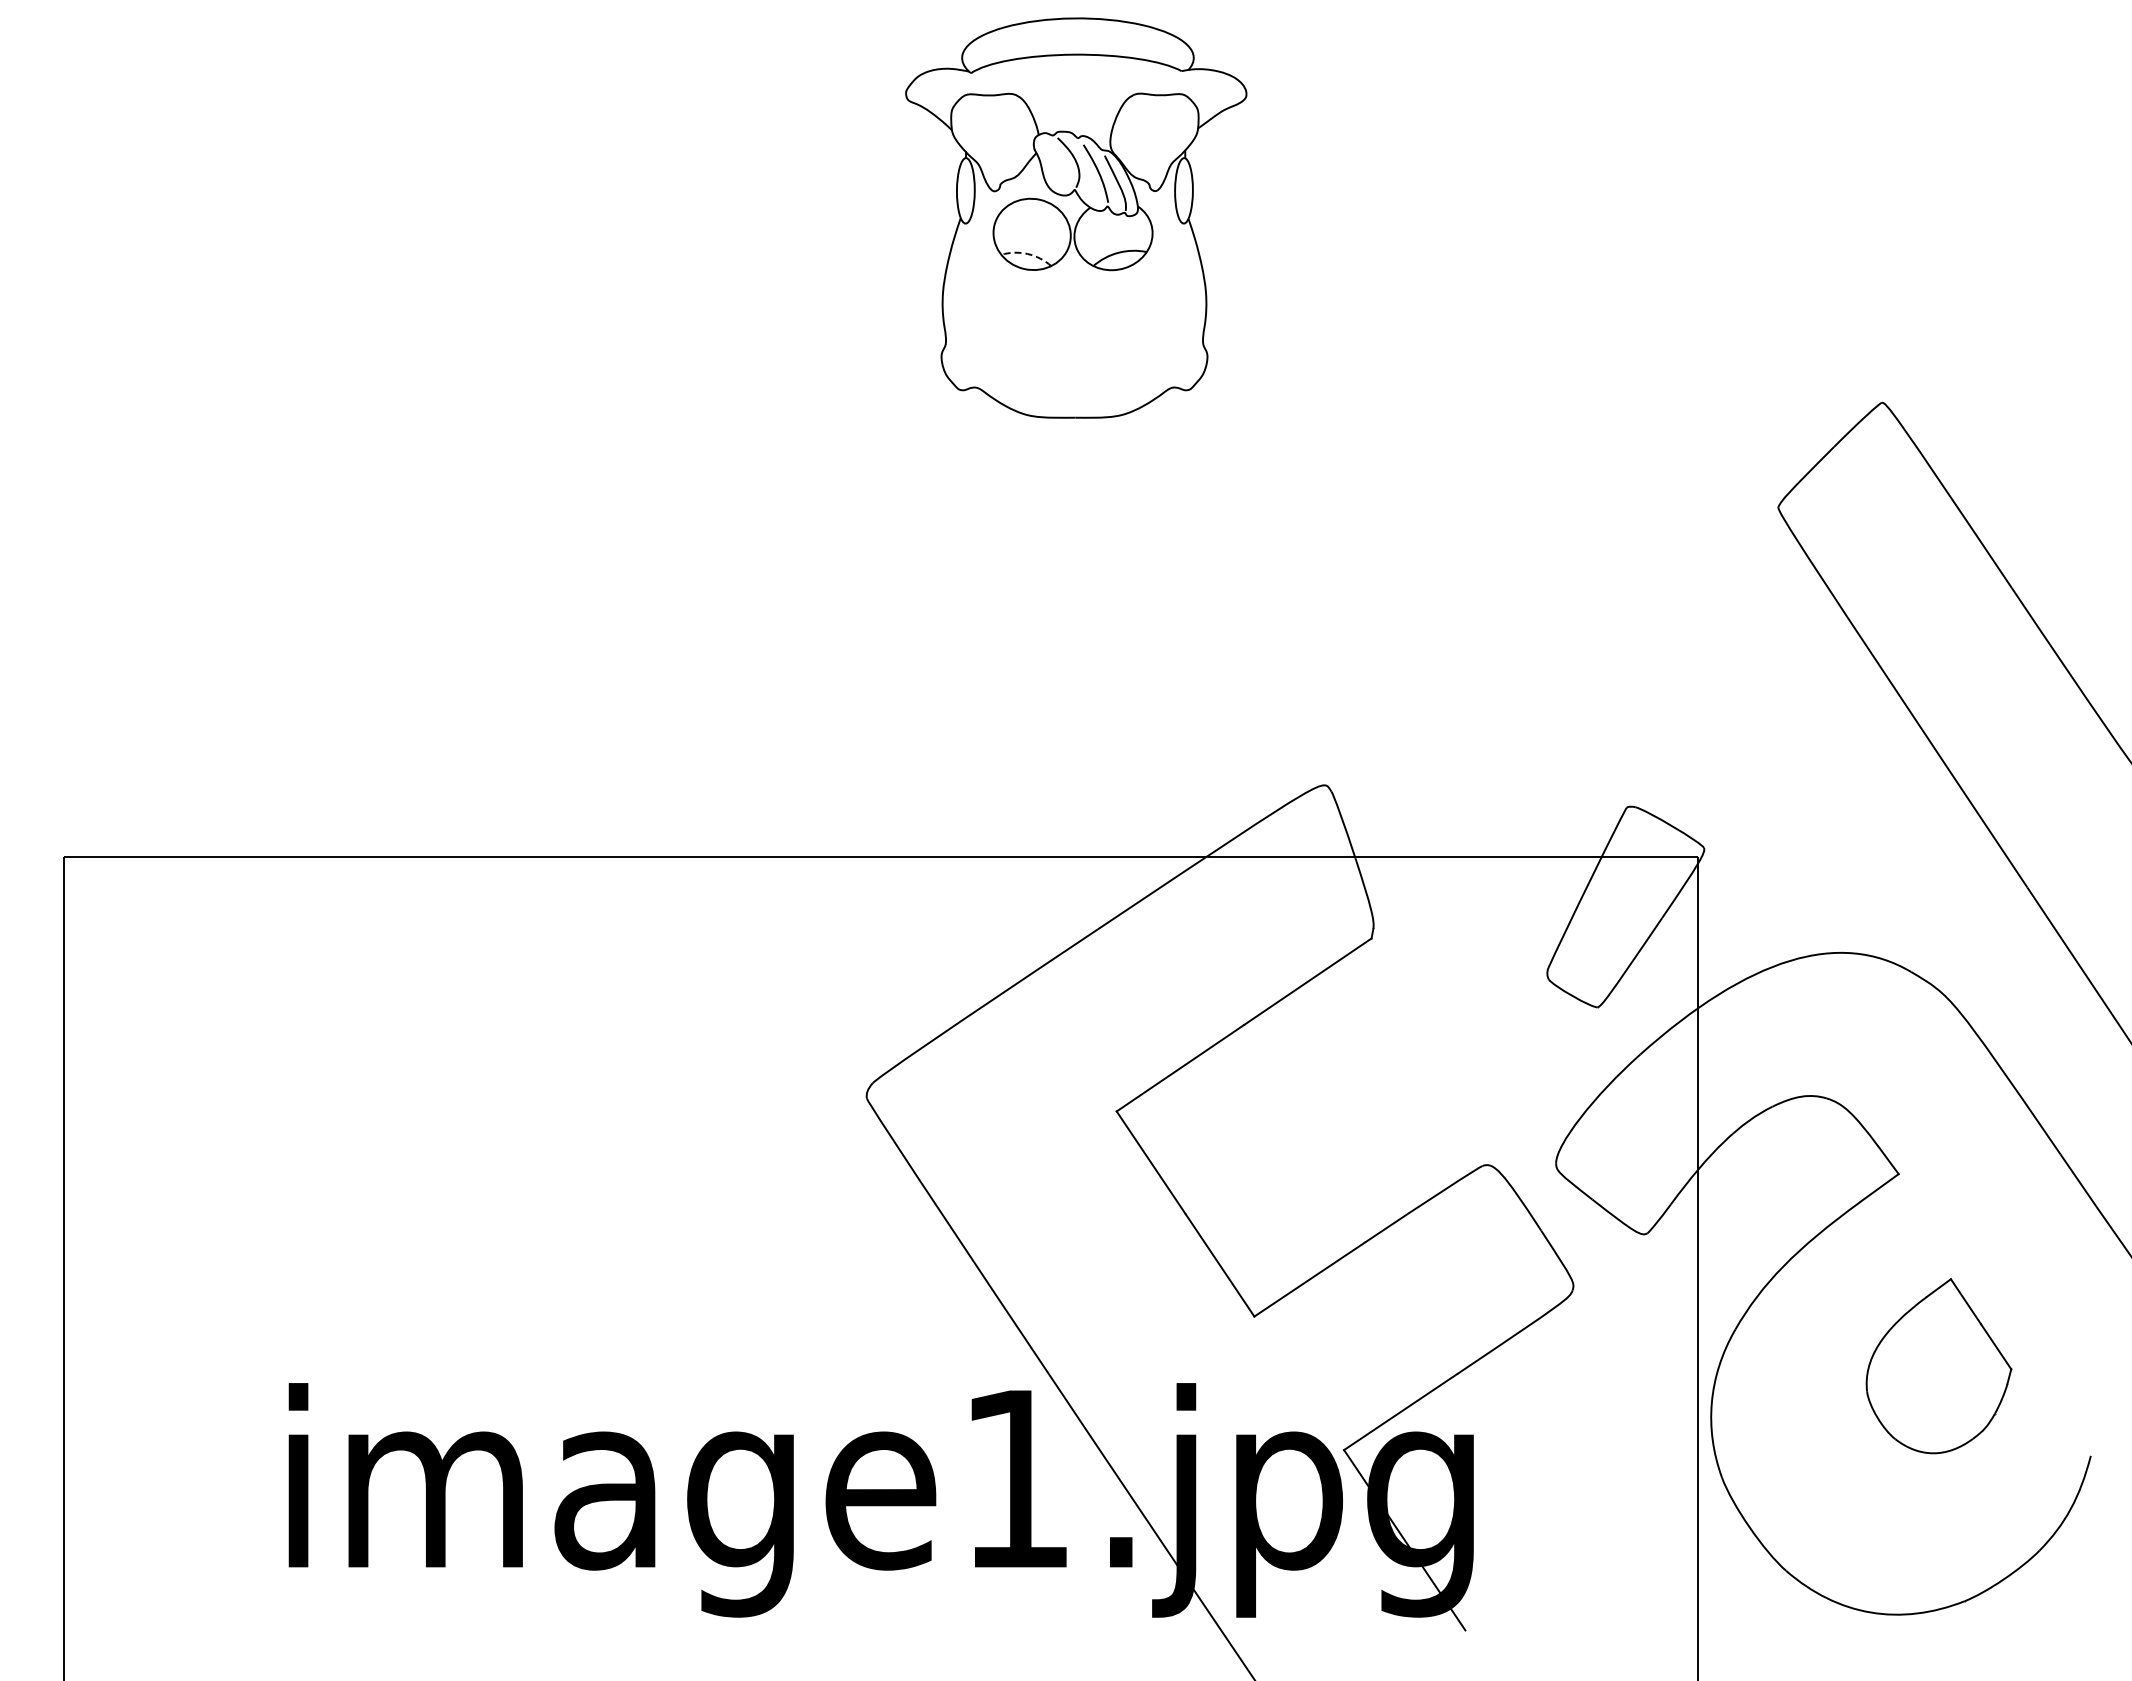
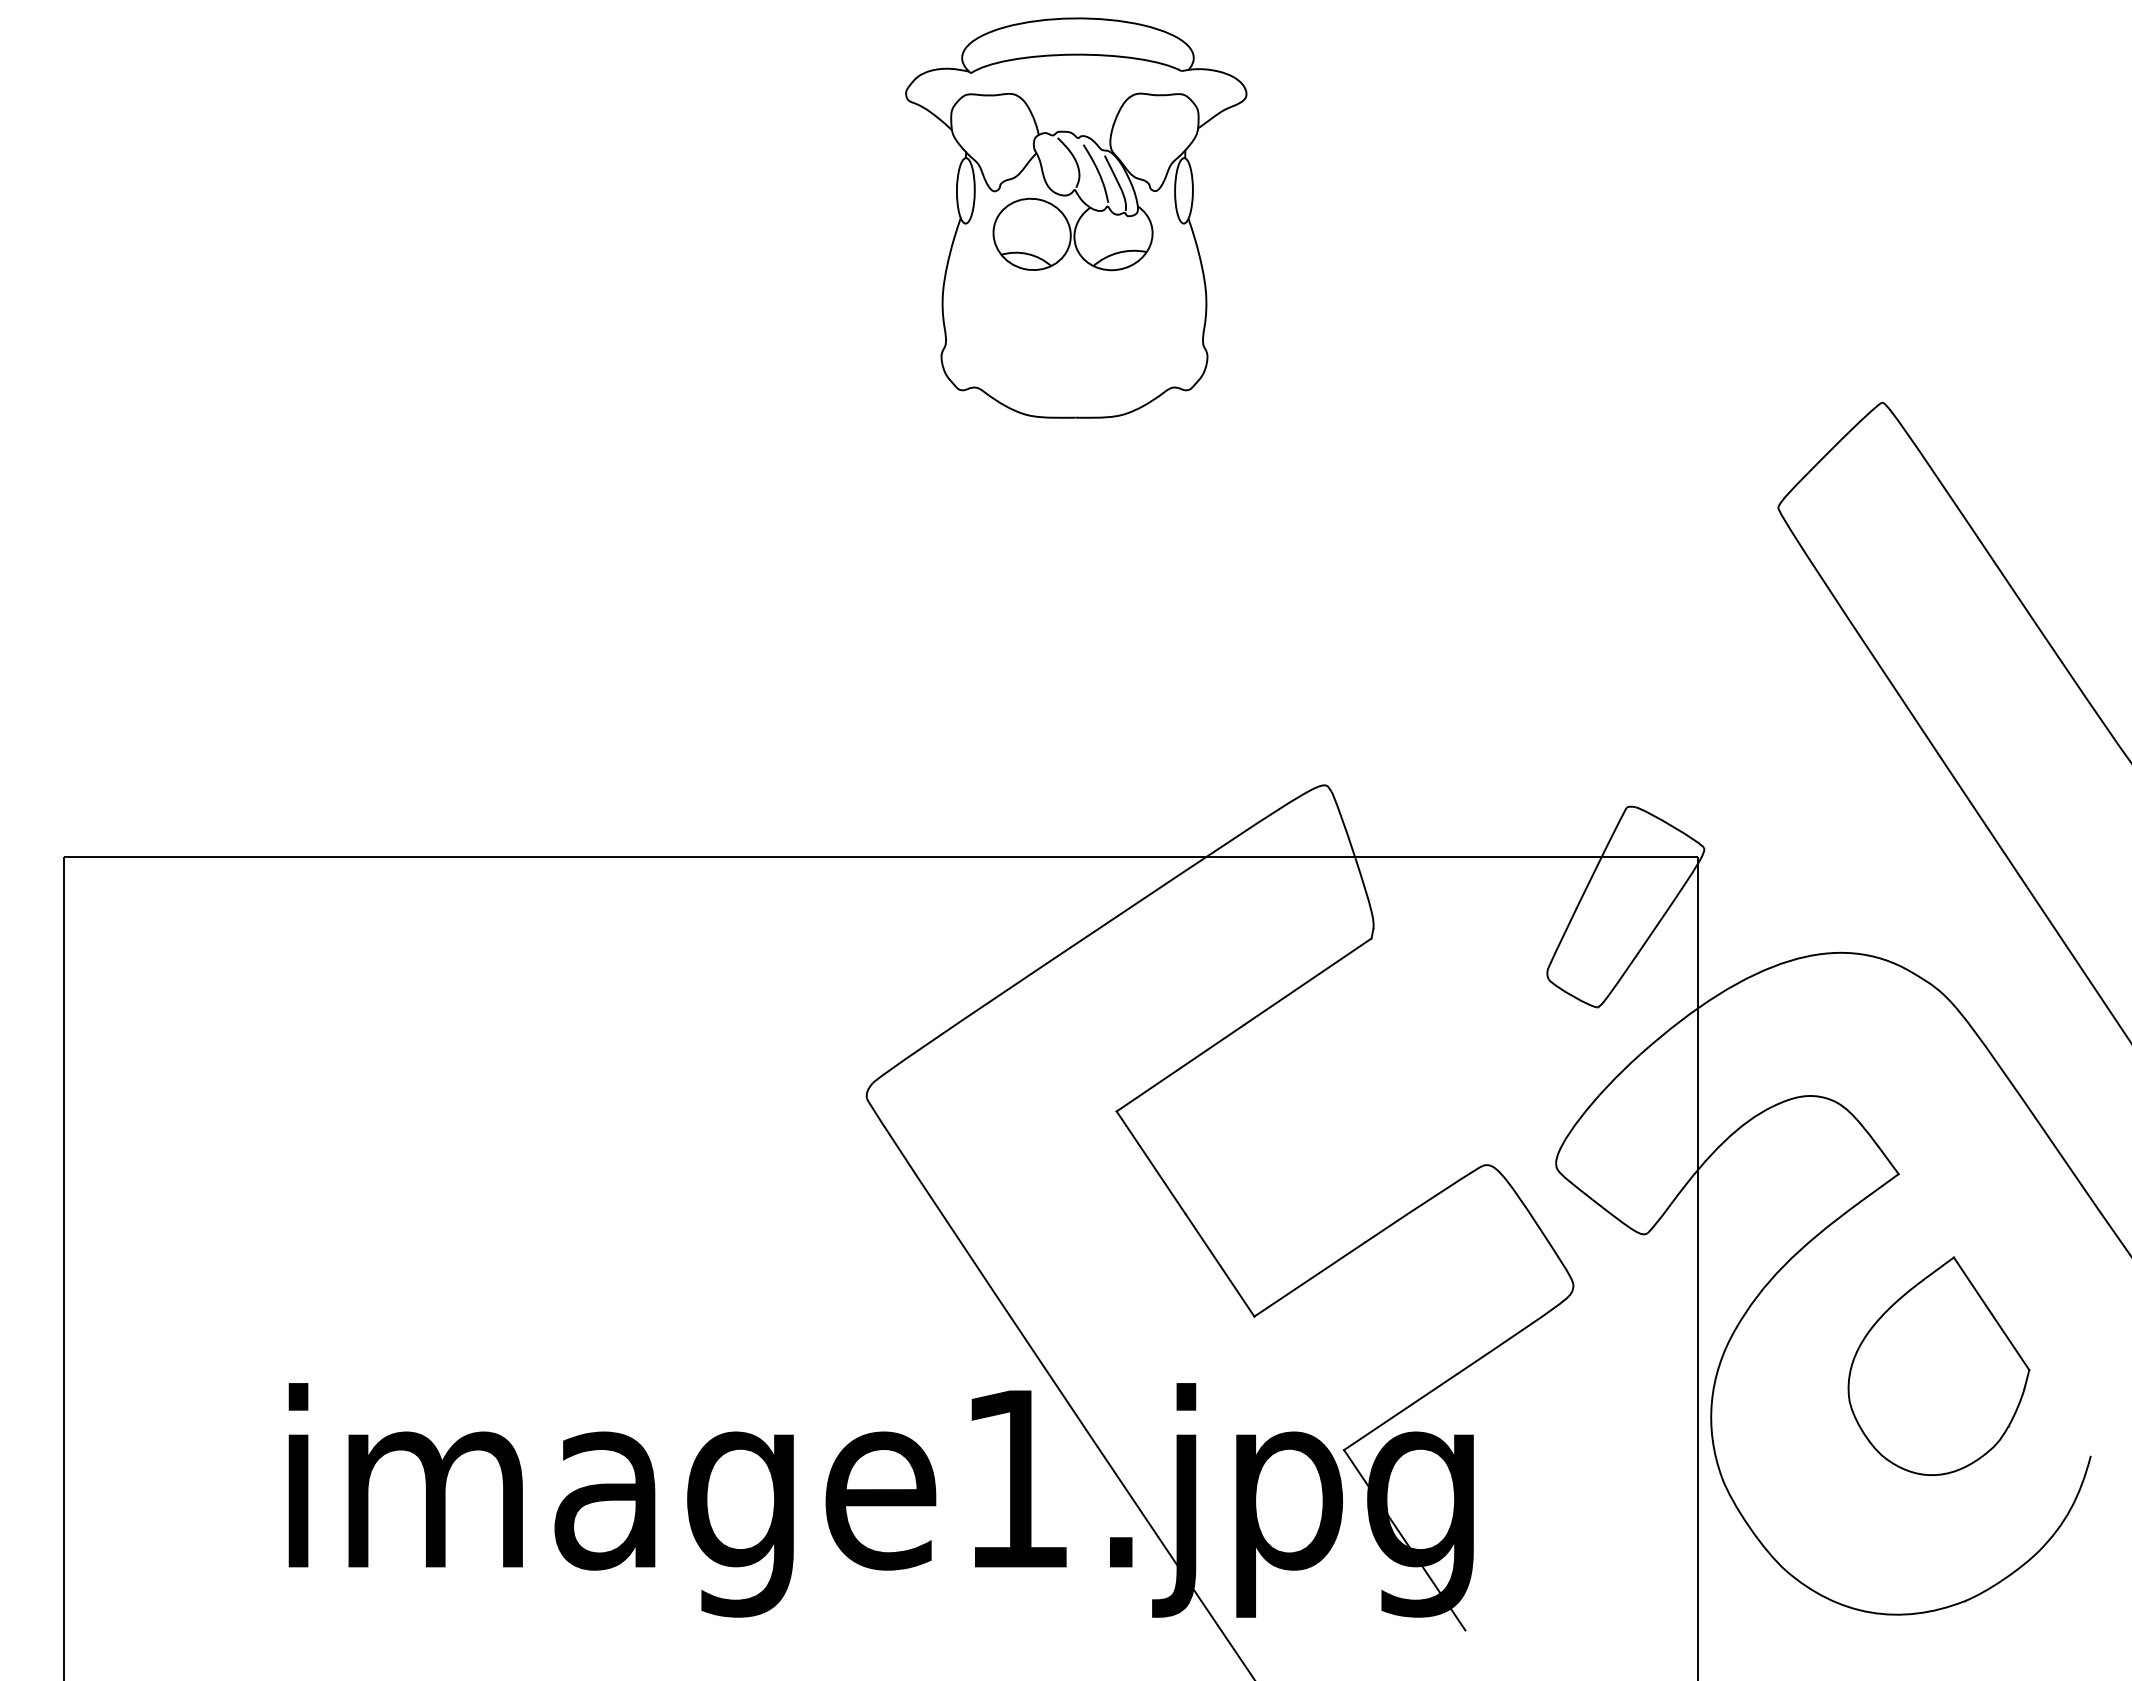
arc: dashed -> solid (1027, 254)
part size: 148x177 px -> 184x220 px (1938, 1365)
